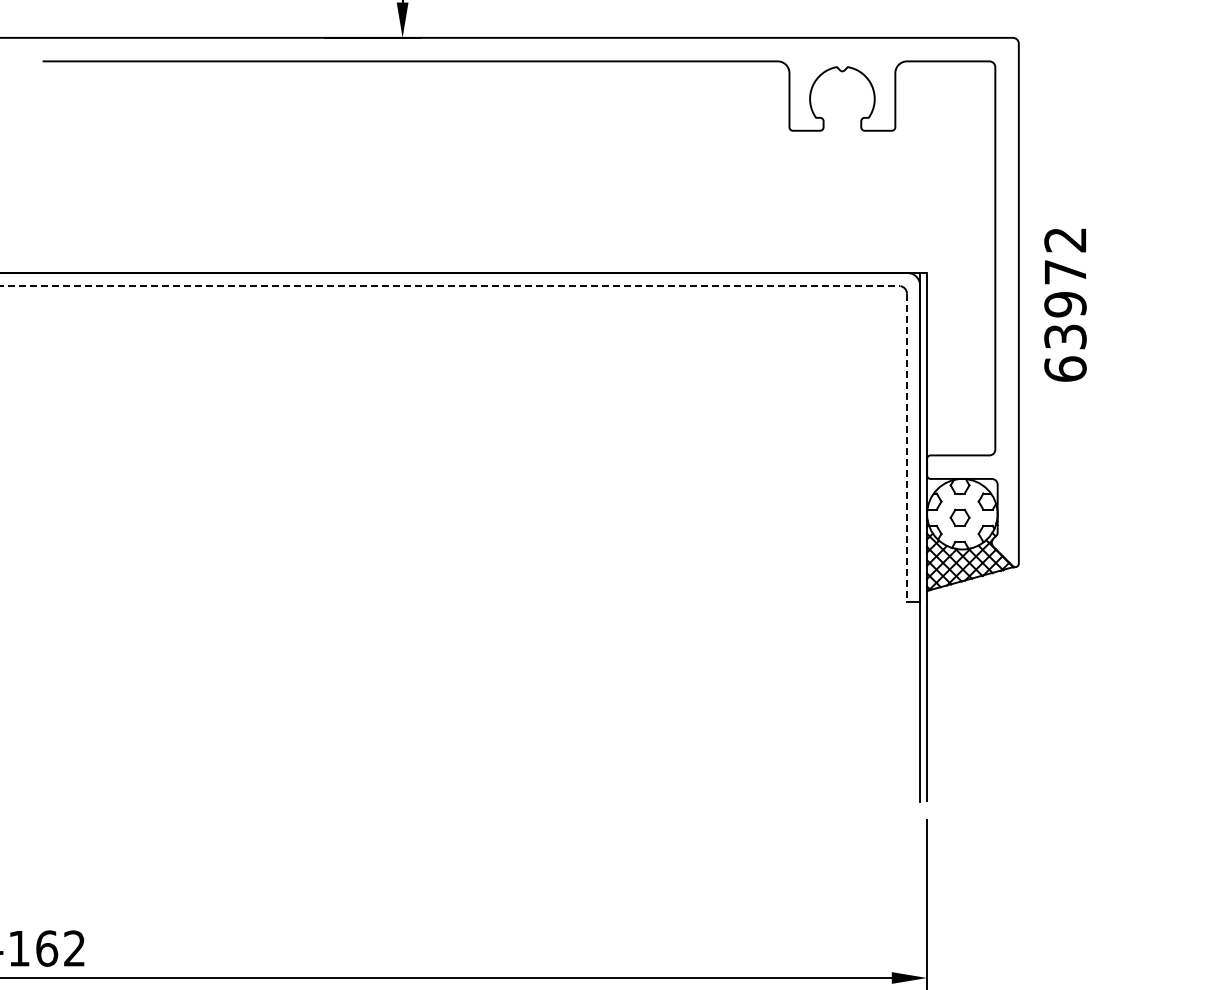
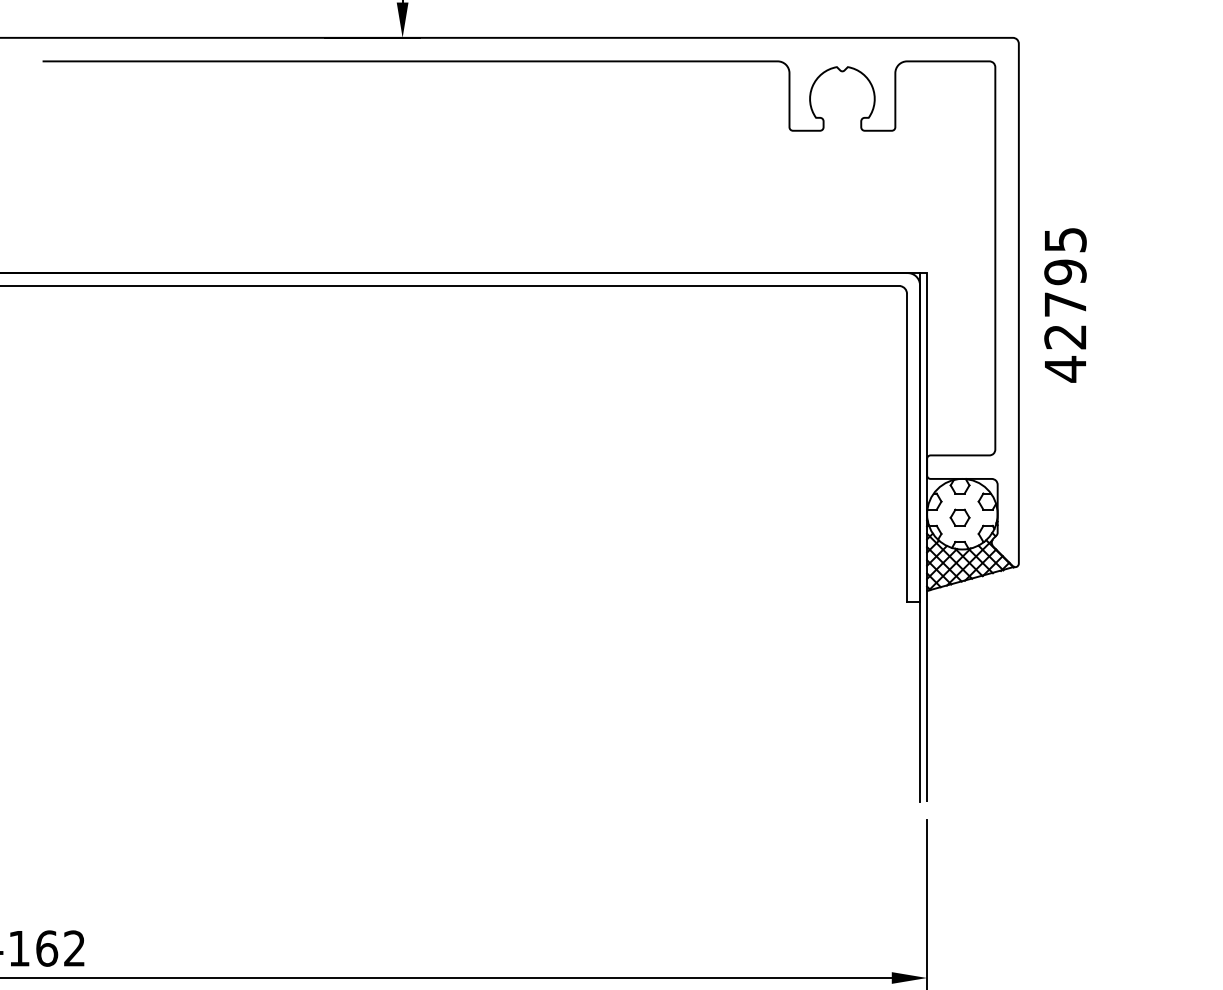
line: dashed -> solid (450, 286)
text: 63972 -> 42795 (1065, 305)
line: dashed -> solid (907, 448)
